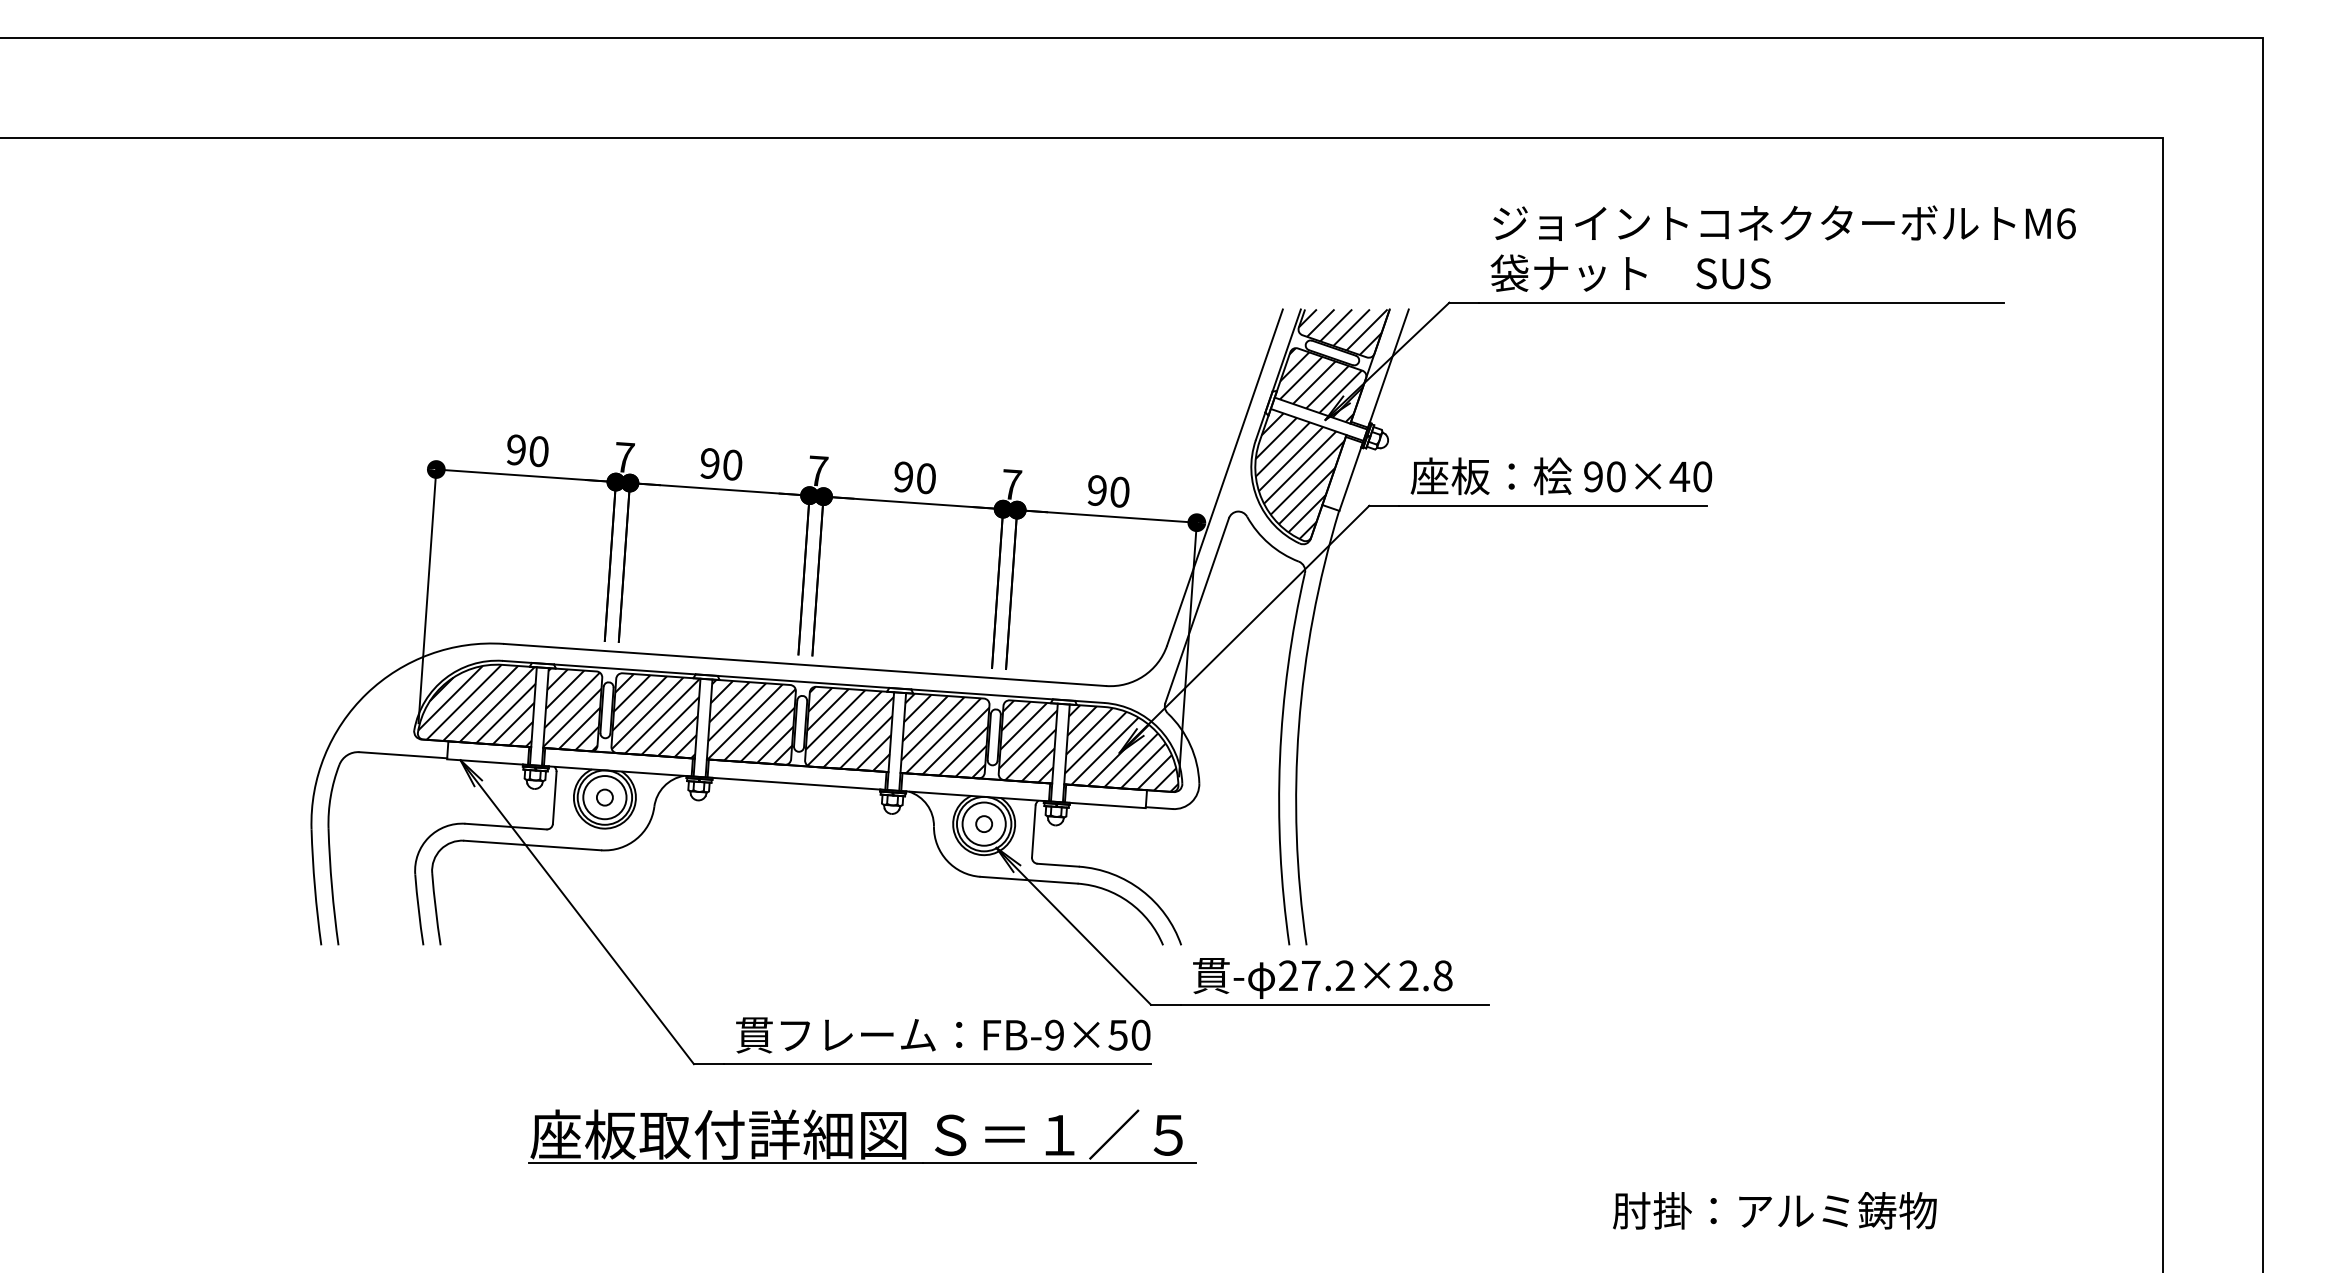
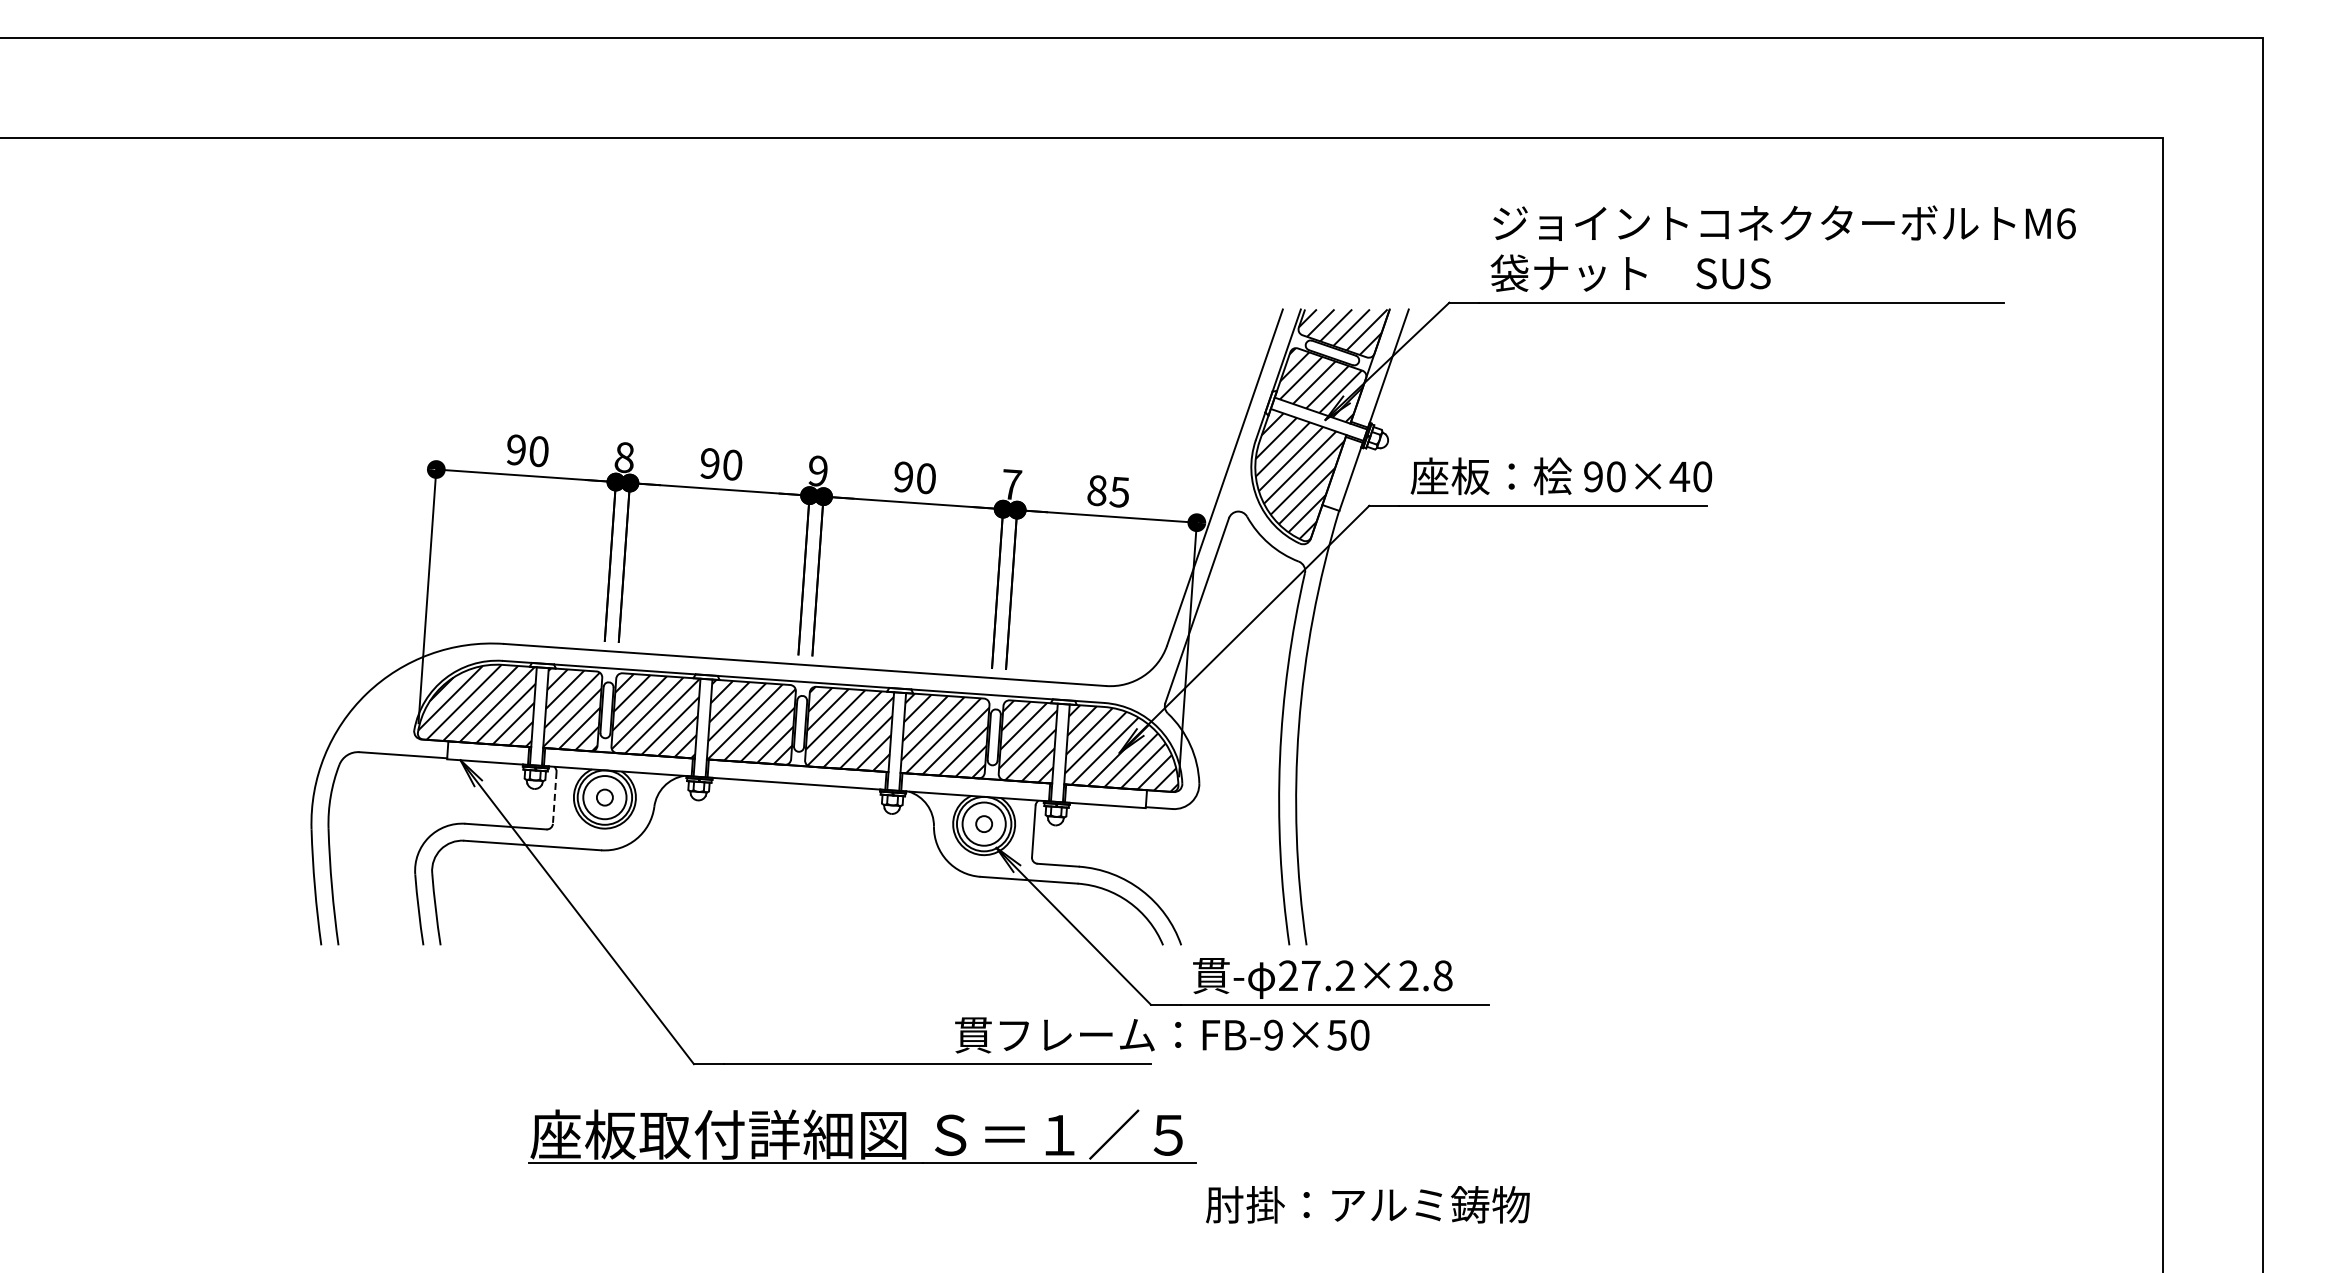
text: 7 -> 8 (624, 457)
text: 7 -> 9 (818, 470)
text: 90 -> 85 (1108, 491)
line: solid -> dashed (554, 798)
text position: (943, 1035) -> (1162, 1035) (1162, 1035)
text position: (1774, 1210) -> (1367, 1204) (1367, 1204)
